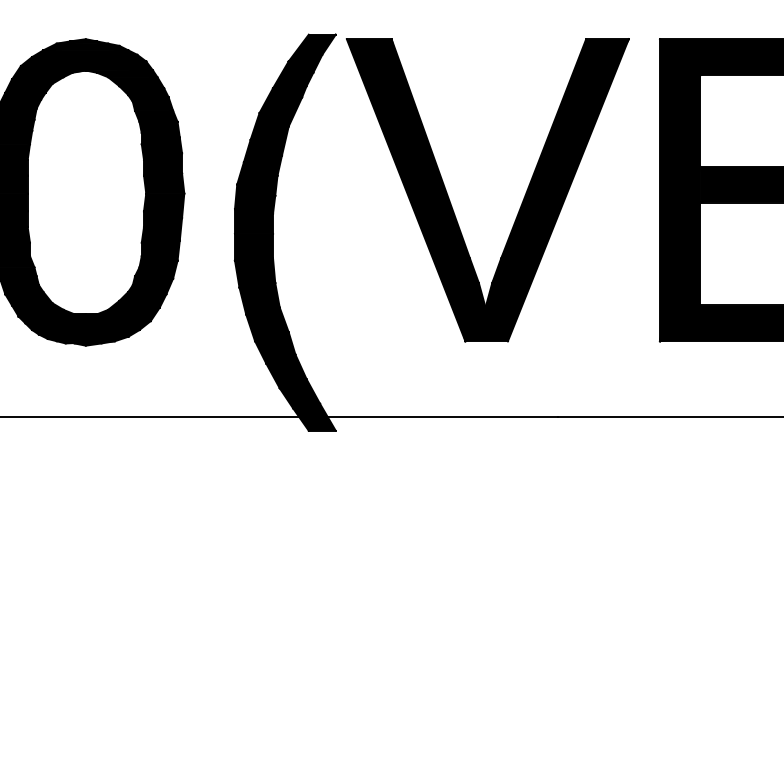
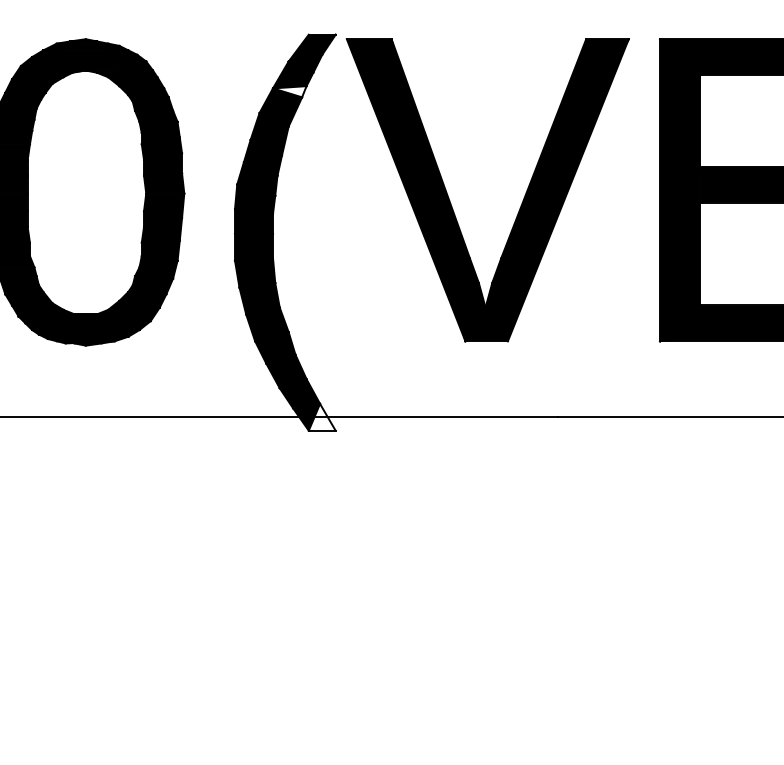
fill: present -> none (289, 91)
fill: present -> none (321, 416)
